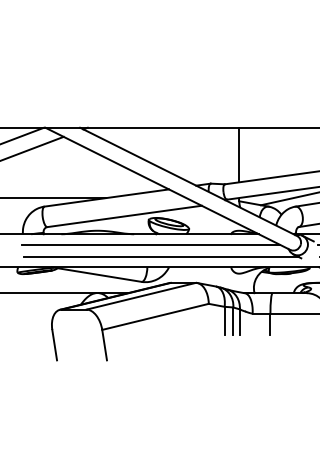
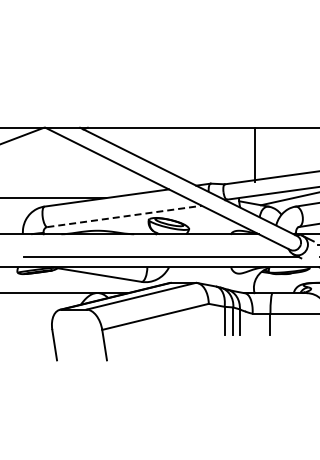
line: present -> none (32, 148)
line position: (239, 154) -> (255, 154) (255, 154)
line: solid -> dashed (124, 216)
line: present -> none (150, 244)
